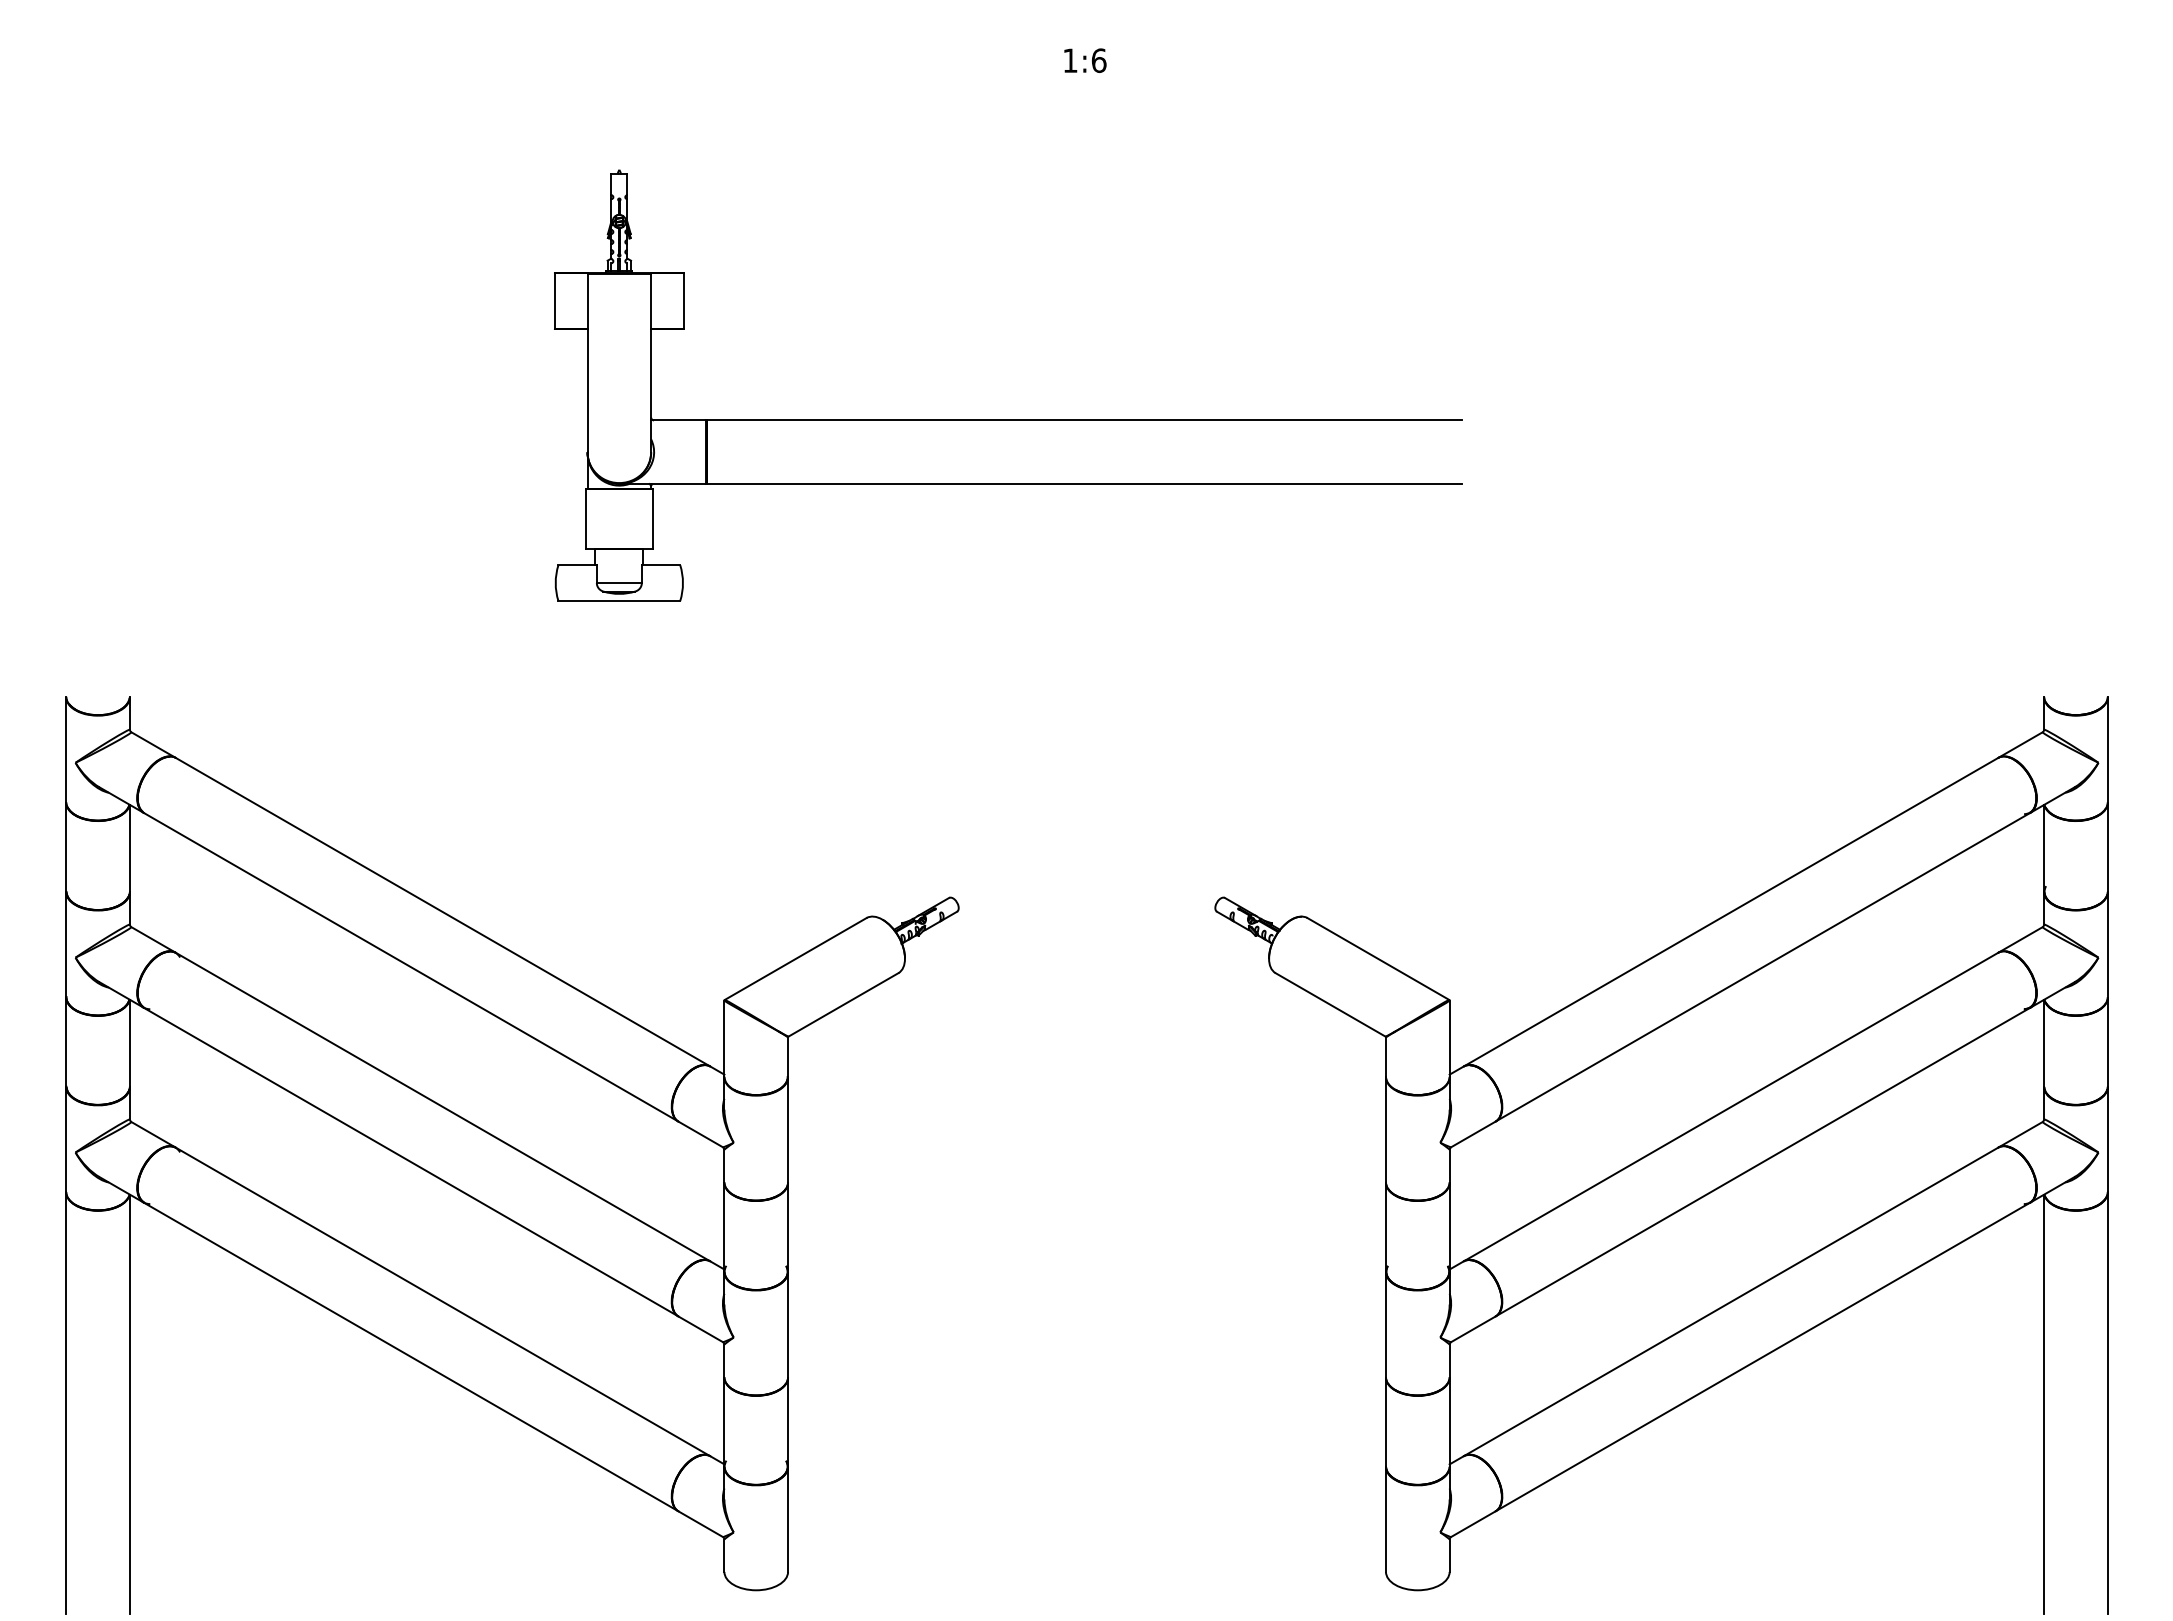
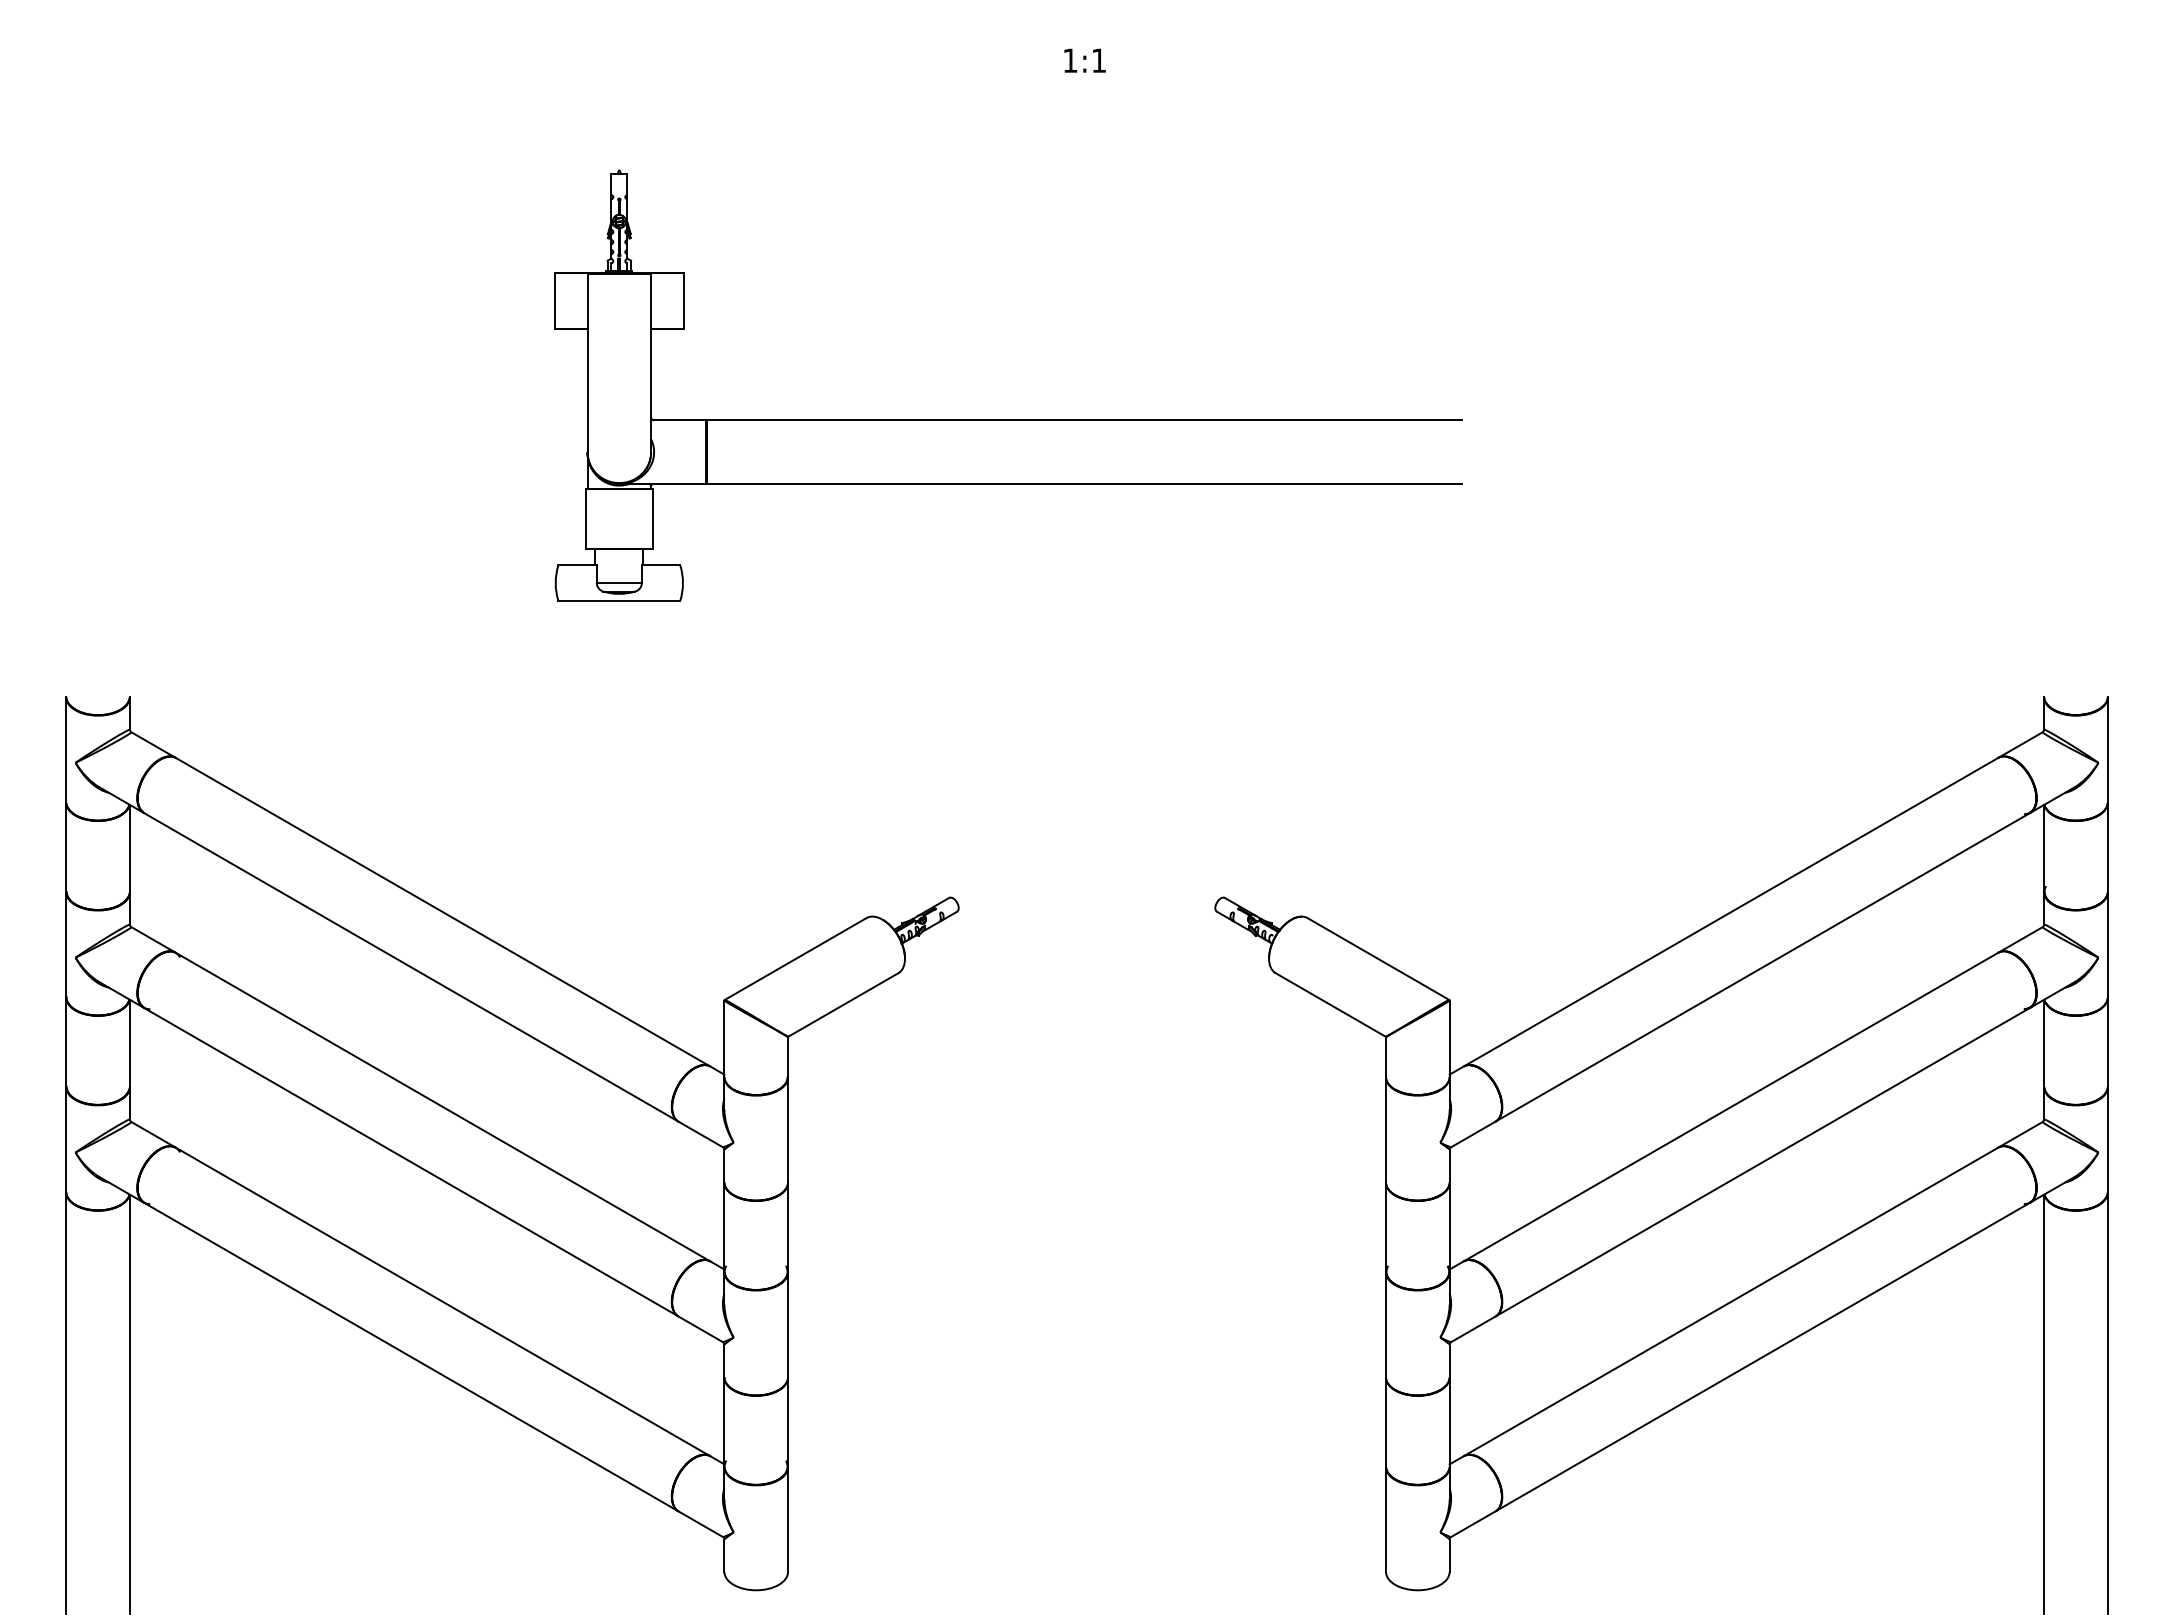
text: 1:6 -> 1:1 (1098, 60)
